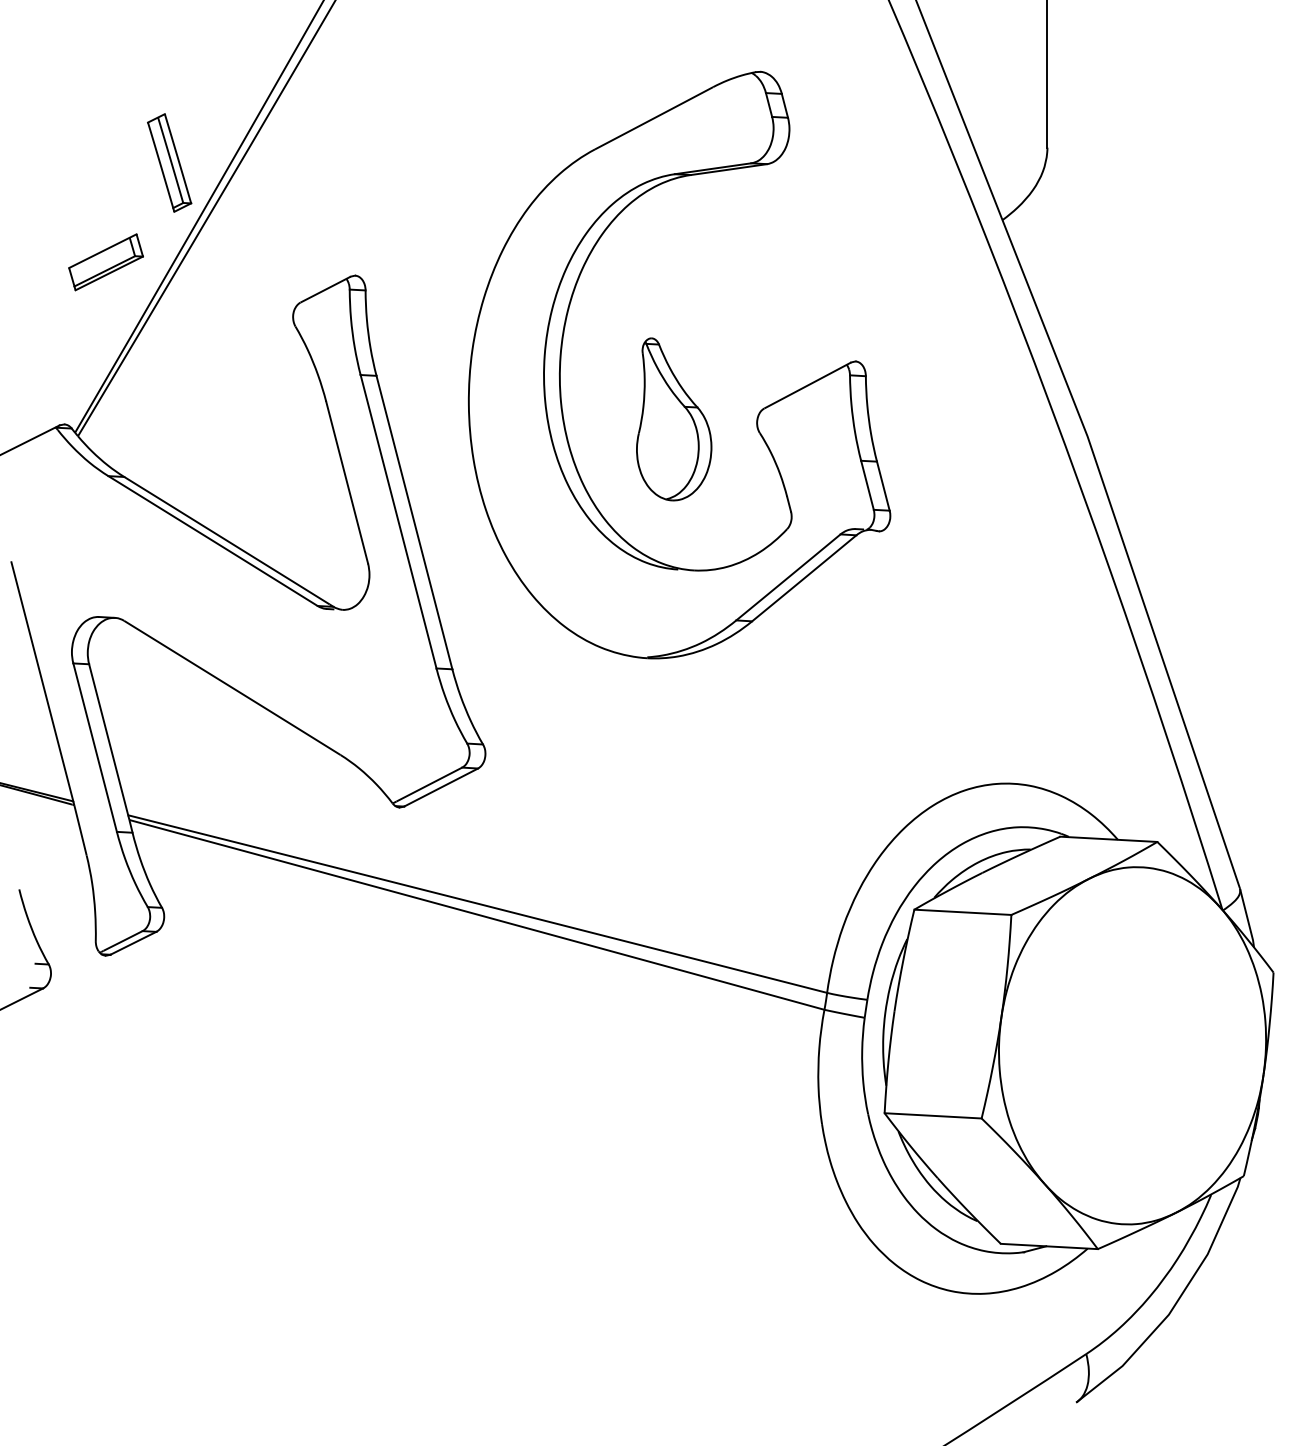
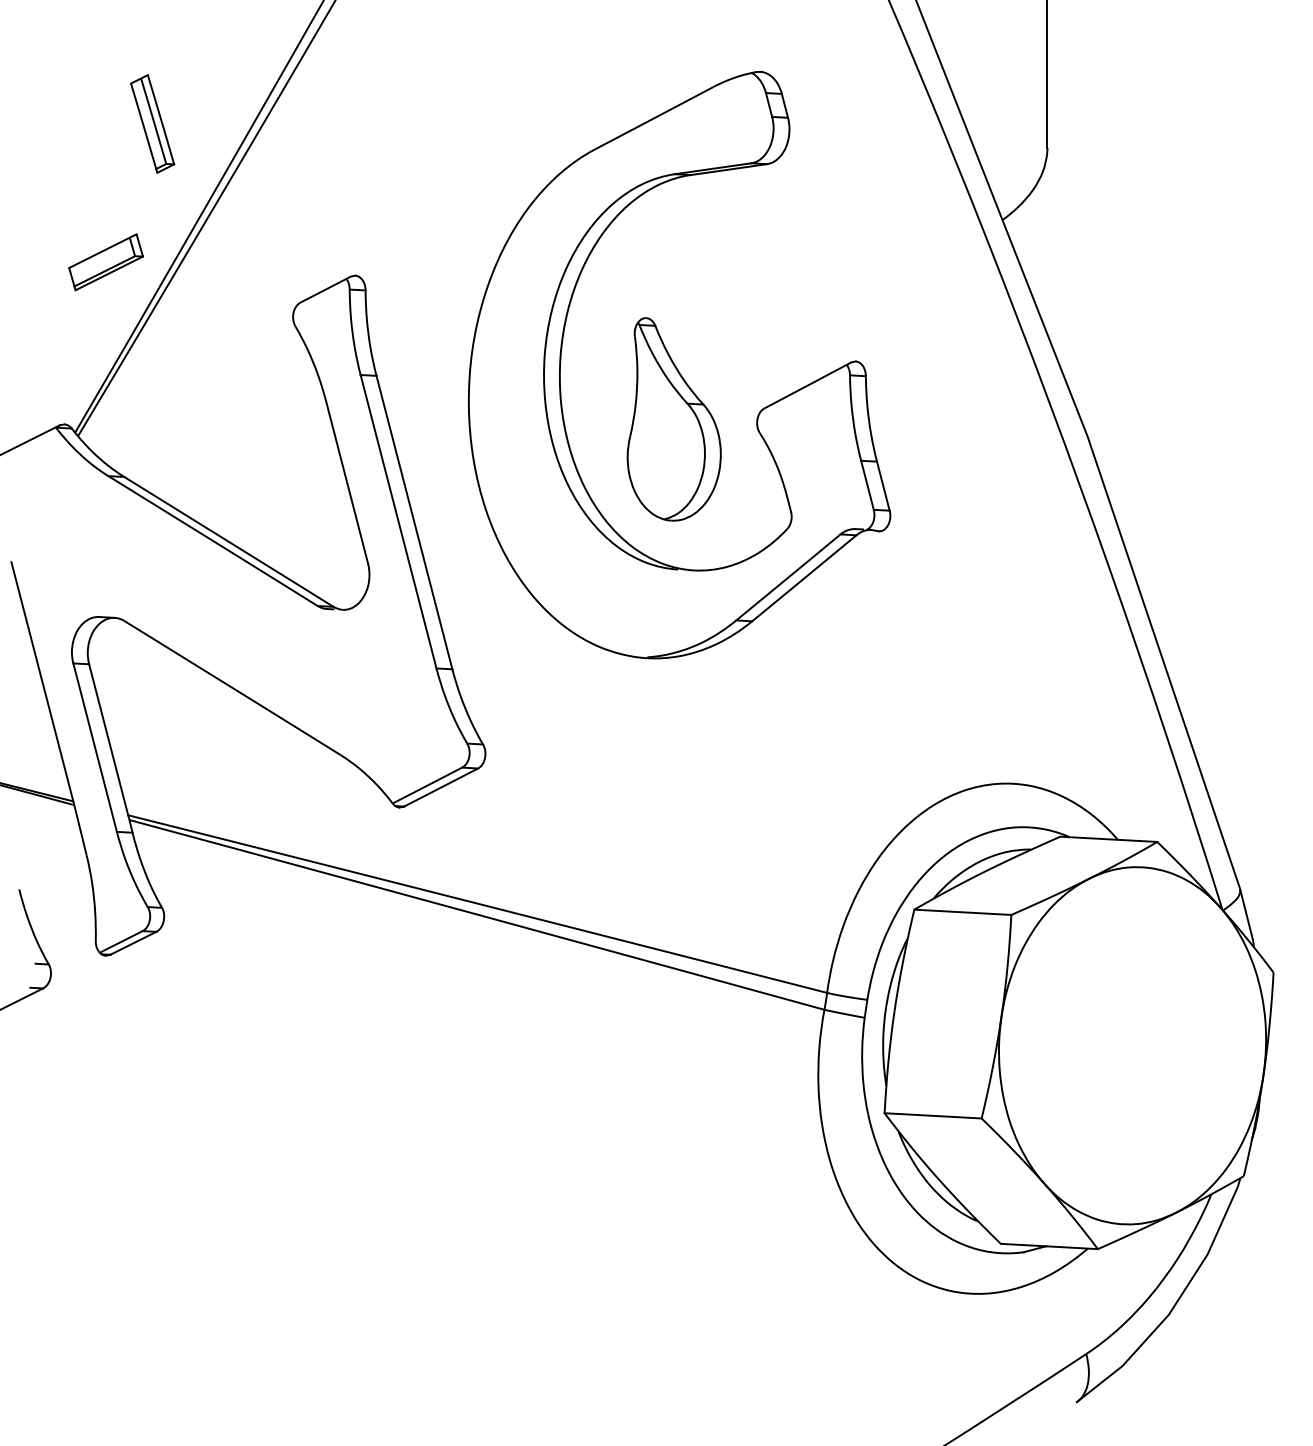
part position: (169, 162) -> (152, 123) (152, 123)
part size: 77x165 px -> 96x205 px (673, 419)
